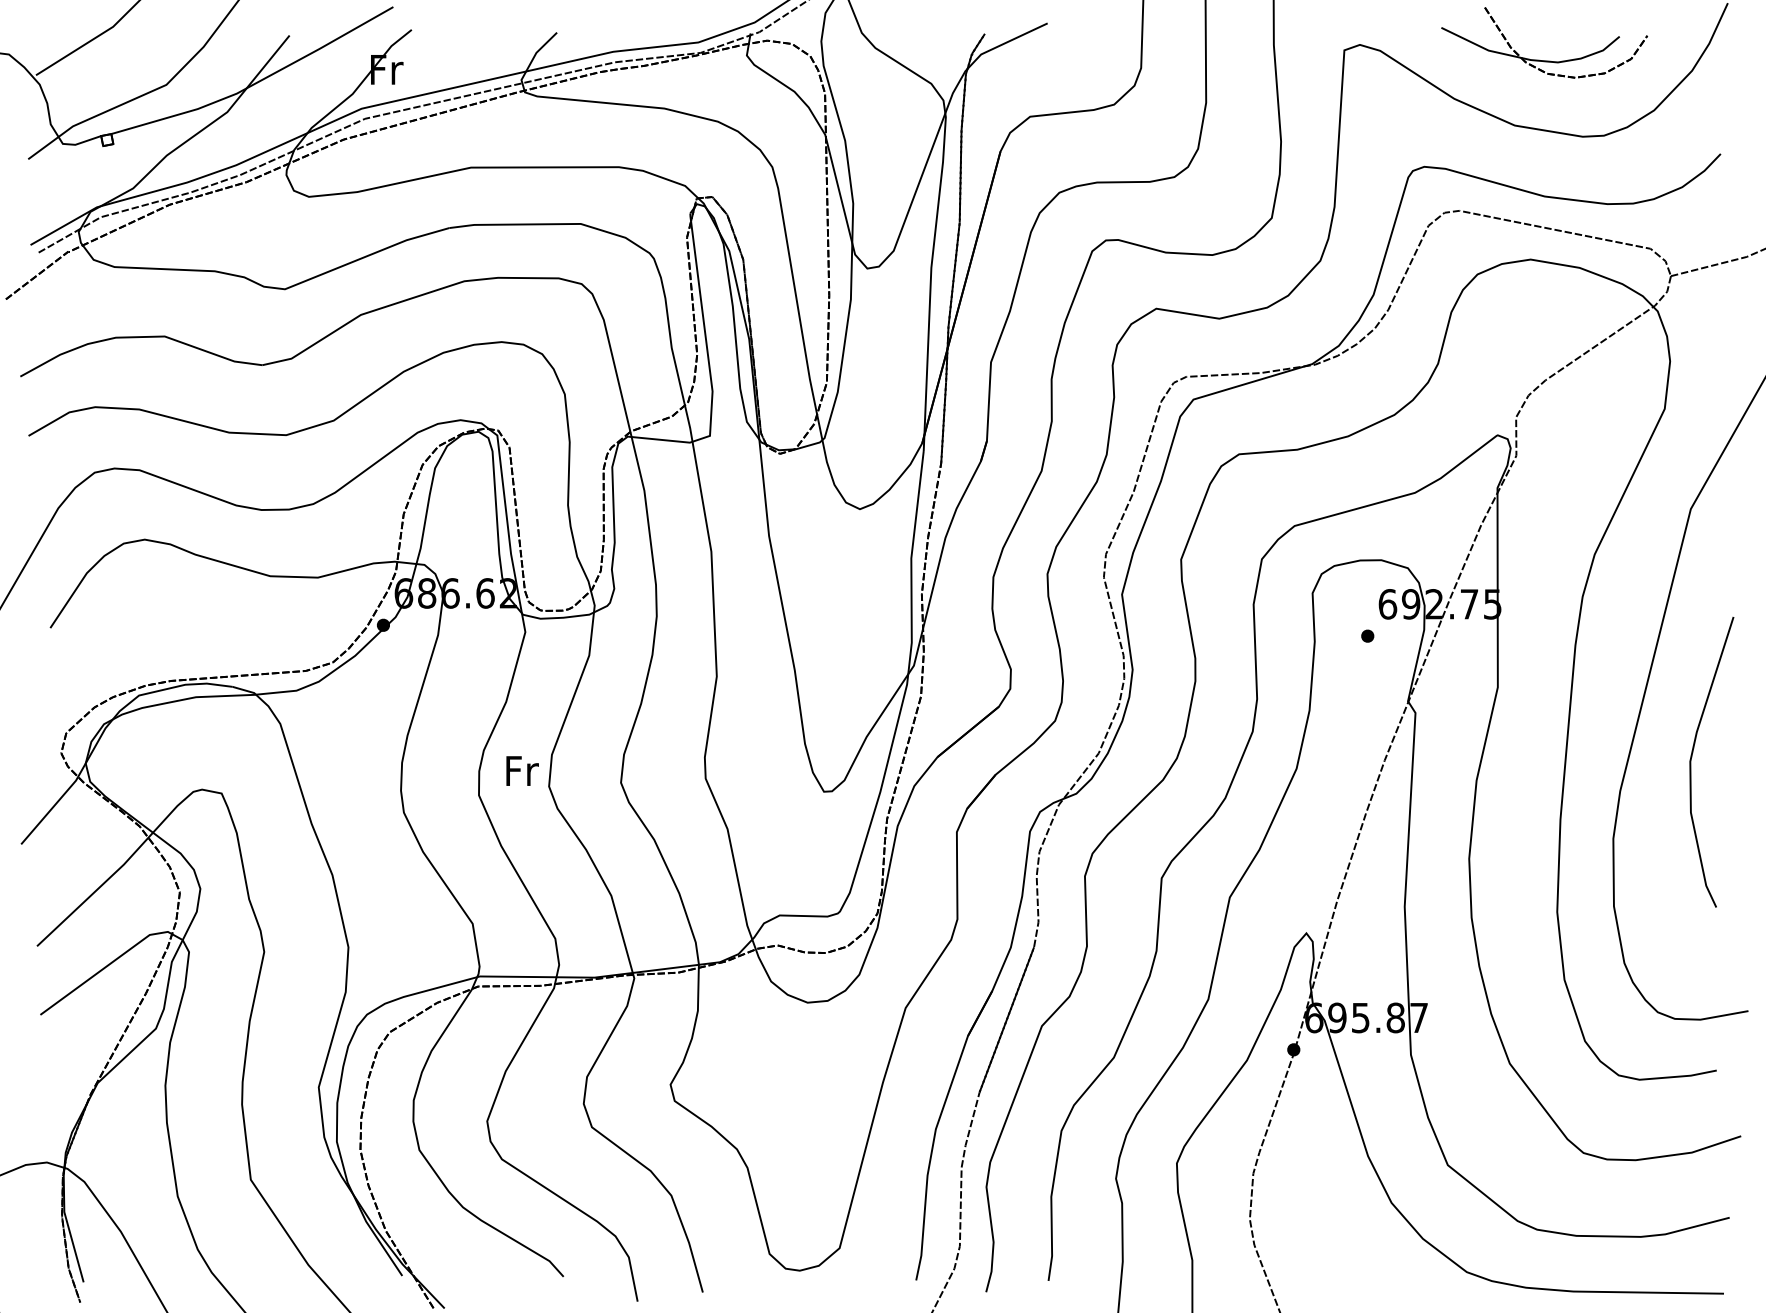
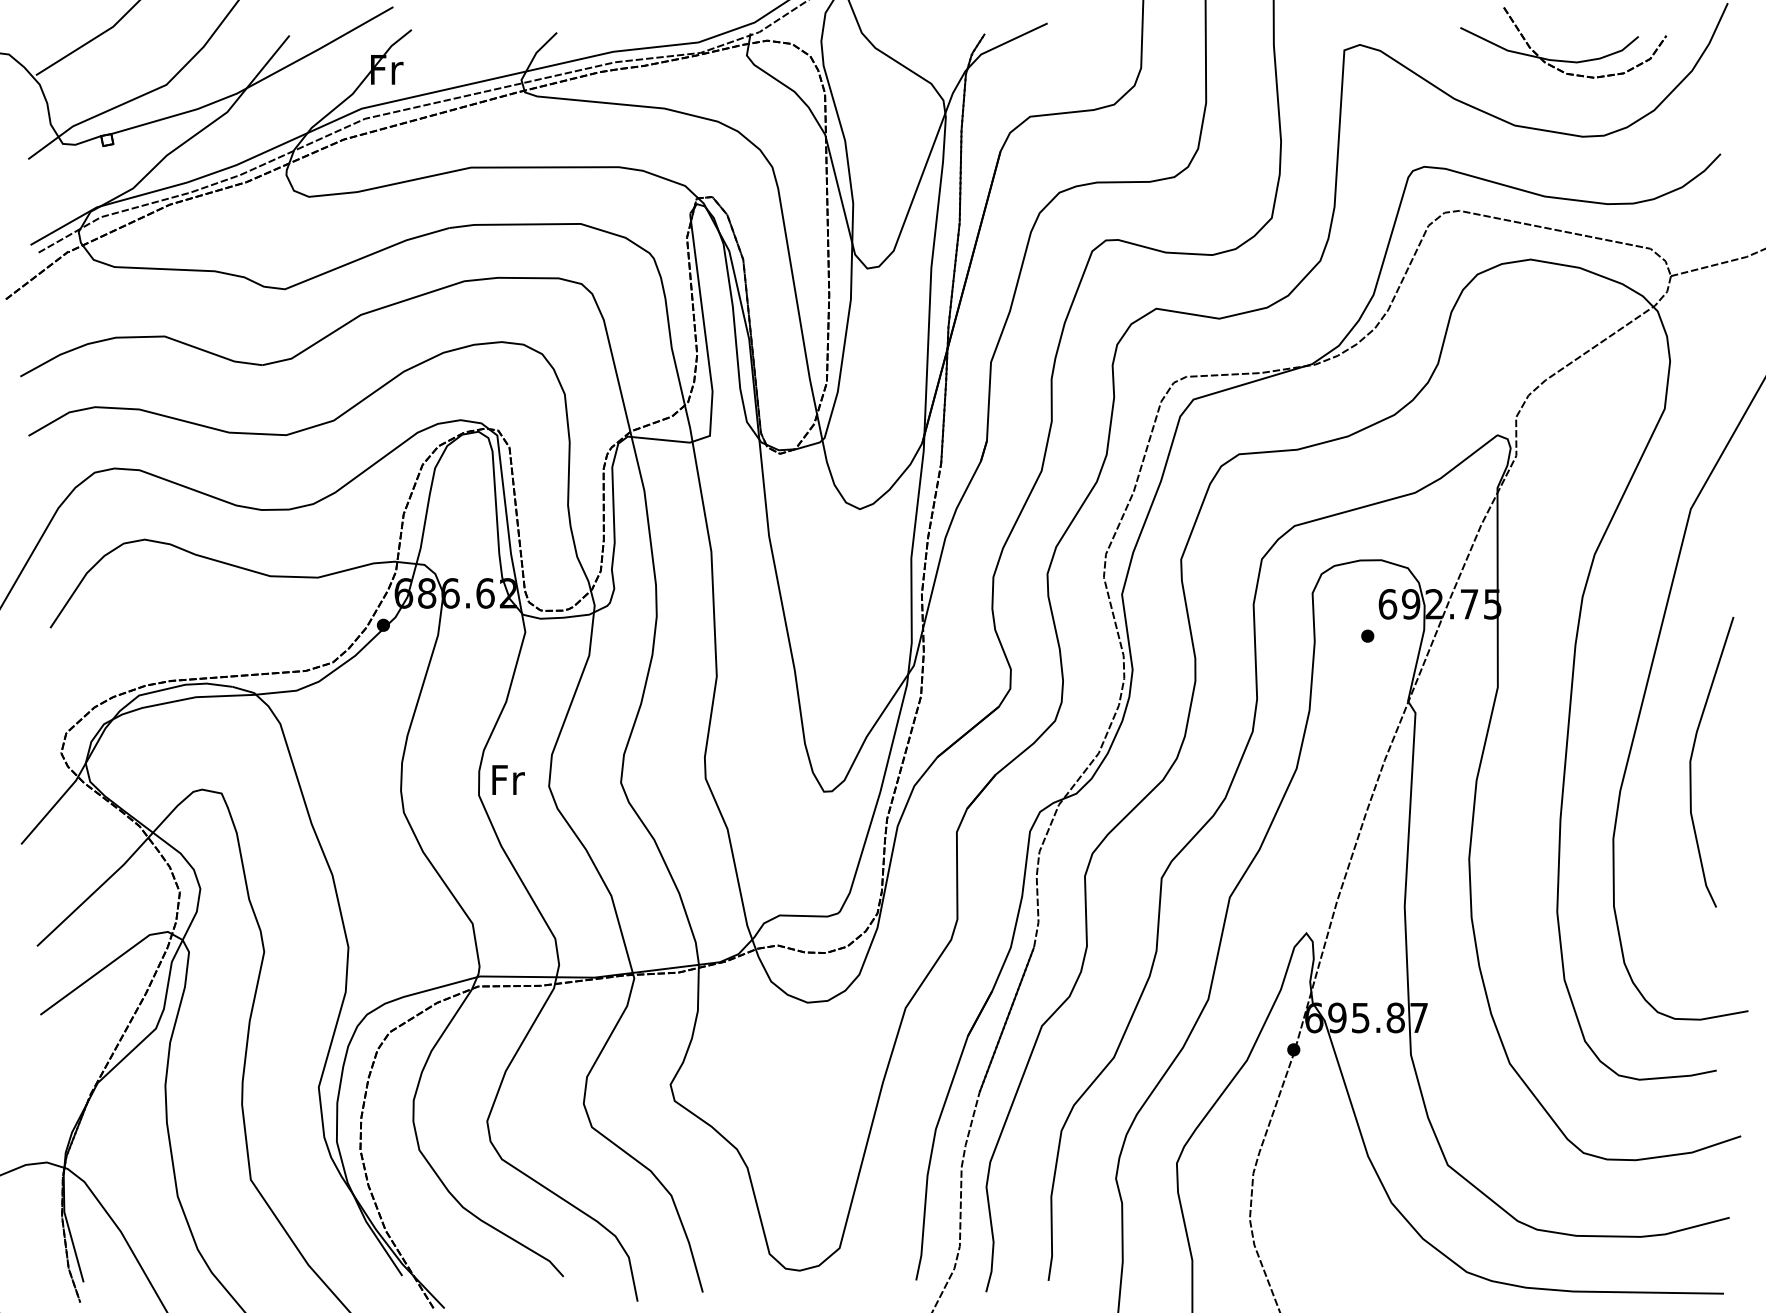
part position: (1539, 59) -> (1558, 59) (1558, 59)
text position: (522, 770) -> (508, 779) (508, 779)
